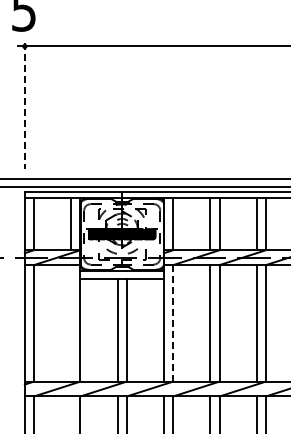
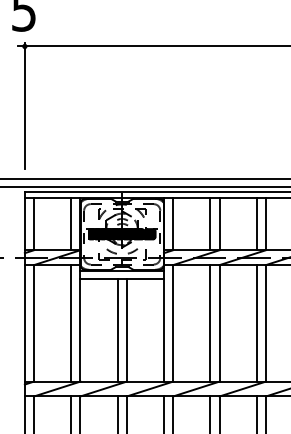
line: dashed -> solid (24, 106)
line: none -> present (71, 323)
line: dashed -> solid (173, 323)
line: none -> present (71, 413)
